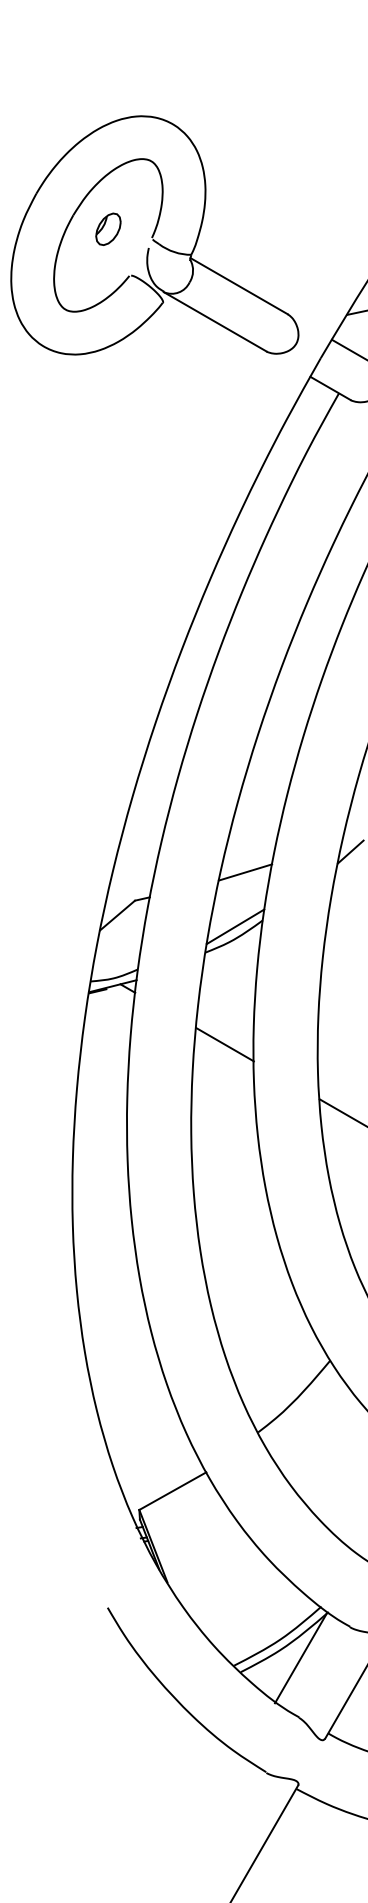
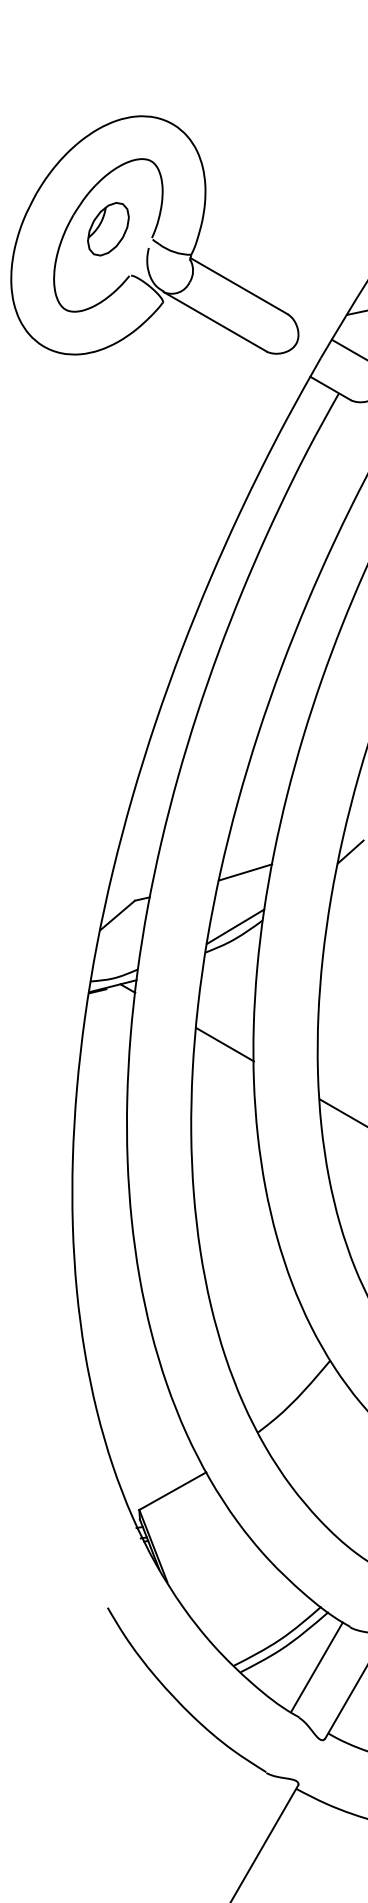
part size: 27x34 px -> 43x55 px (108, 229)
line position: (300, 1658) -> (316, 1667) (316, 1667)
